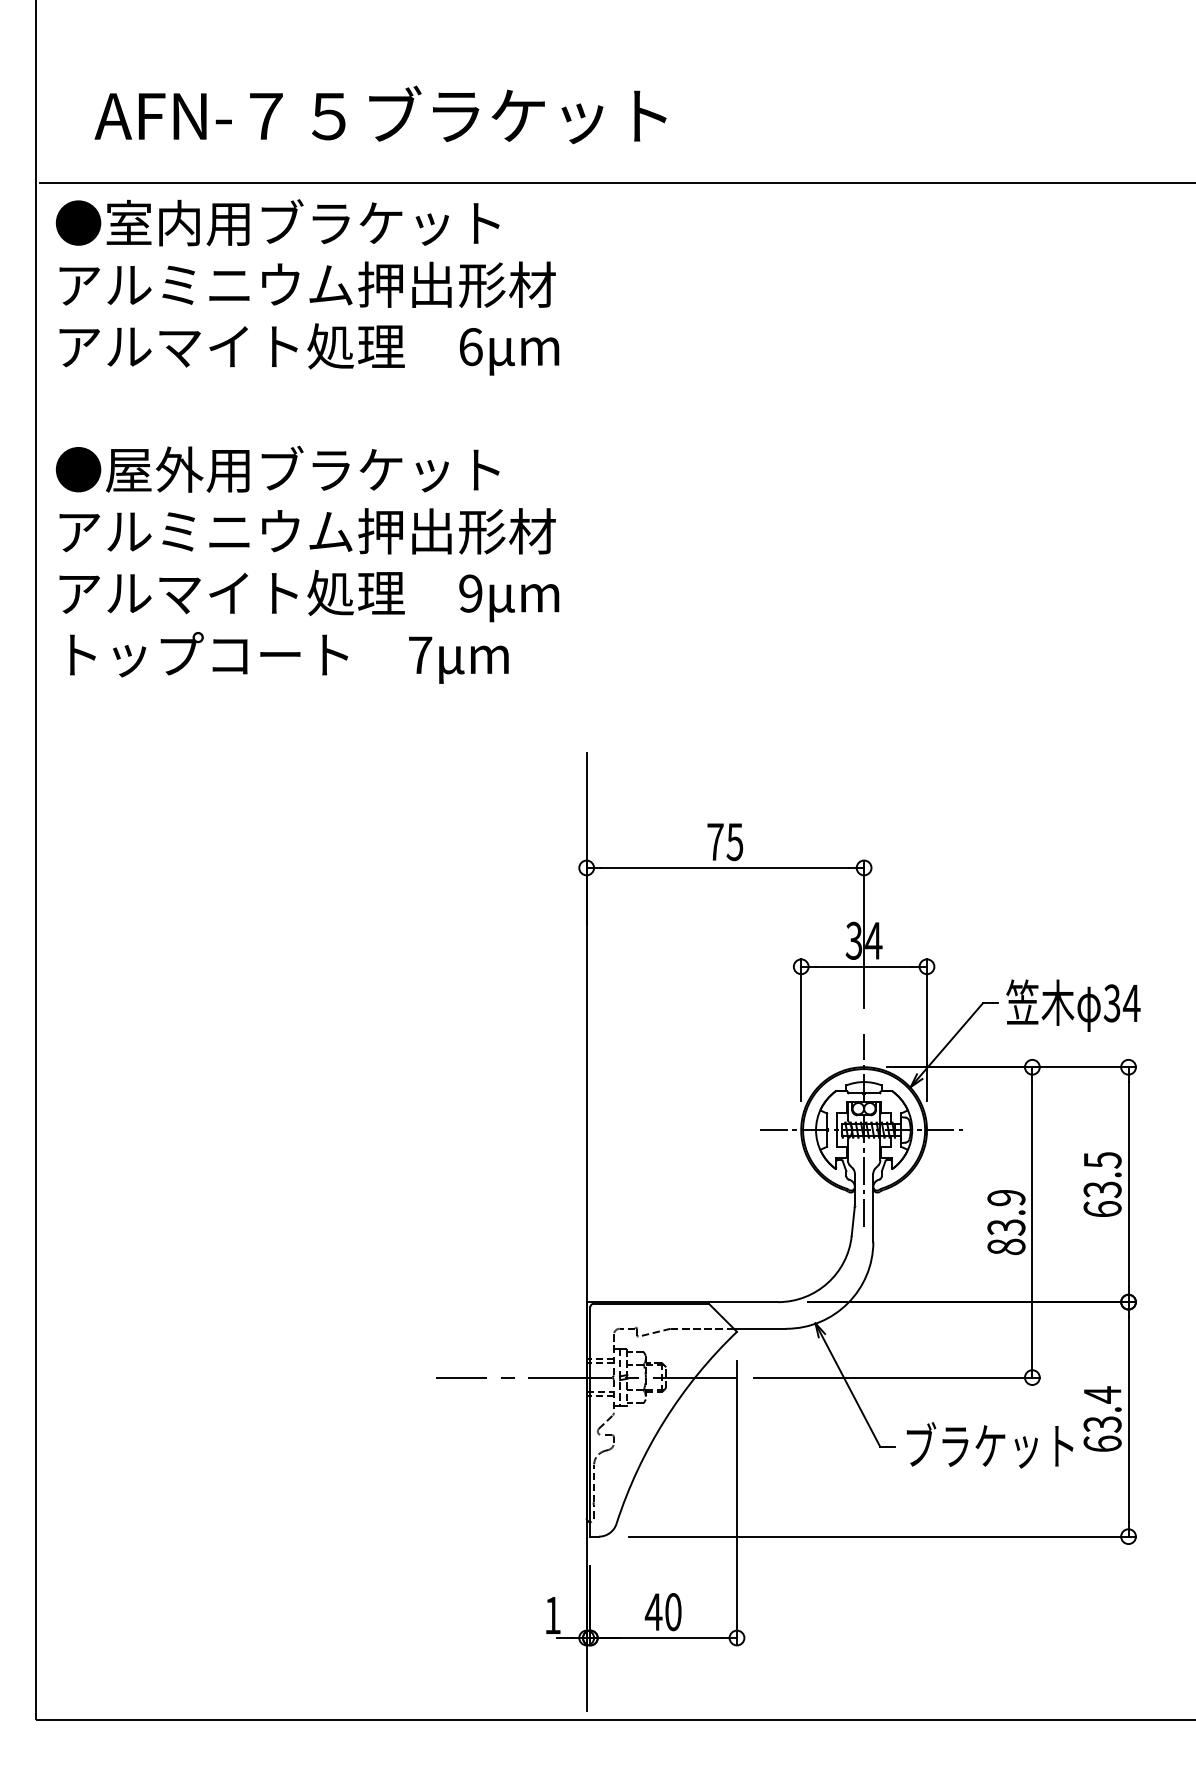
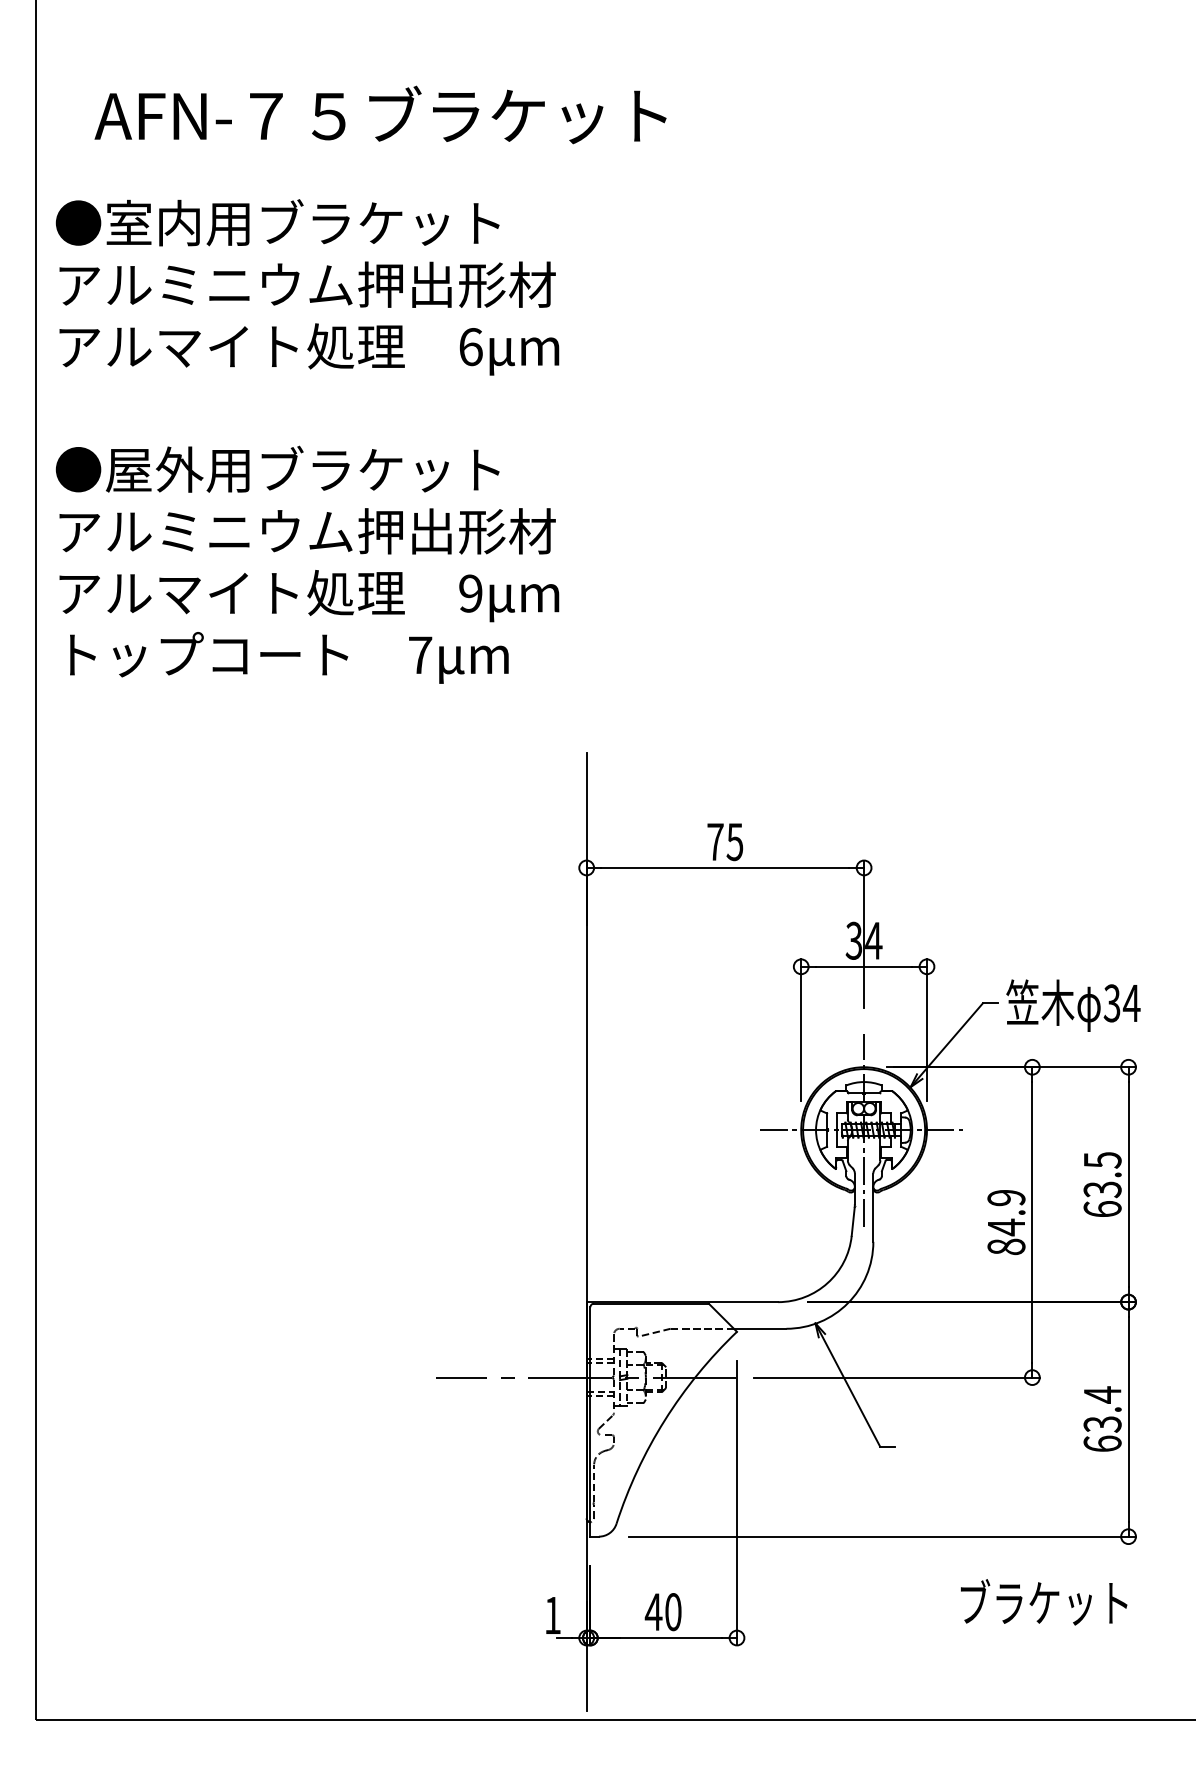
line: present -> none (615, 183)
text: 83.9 -> 84.9 (1006, 1227)
text position: (990, 1445) -> (1044, 1602) (1044, 1602)
